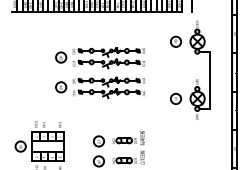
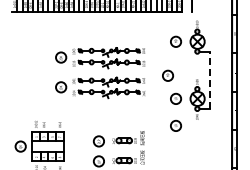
part: none -> present (167, 75)
line: solid -> dashed (210, 80)
part: none -> present (175, 125)
